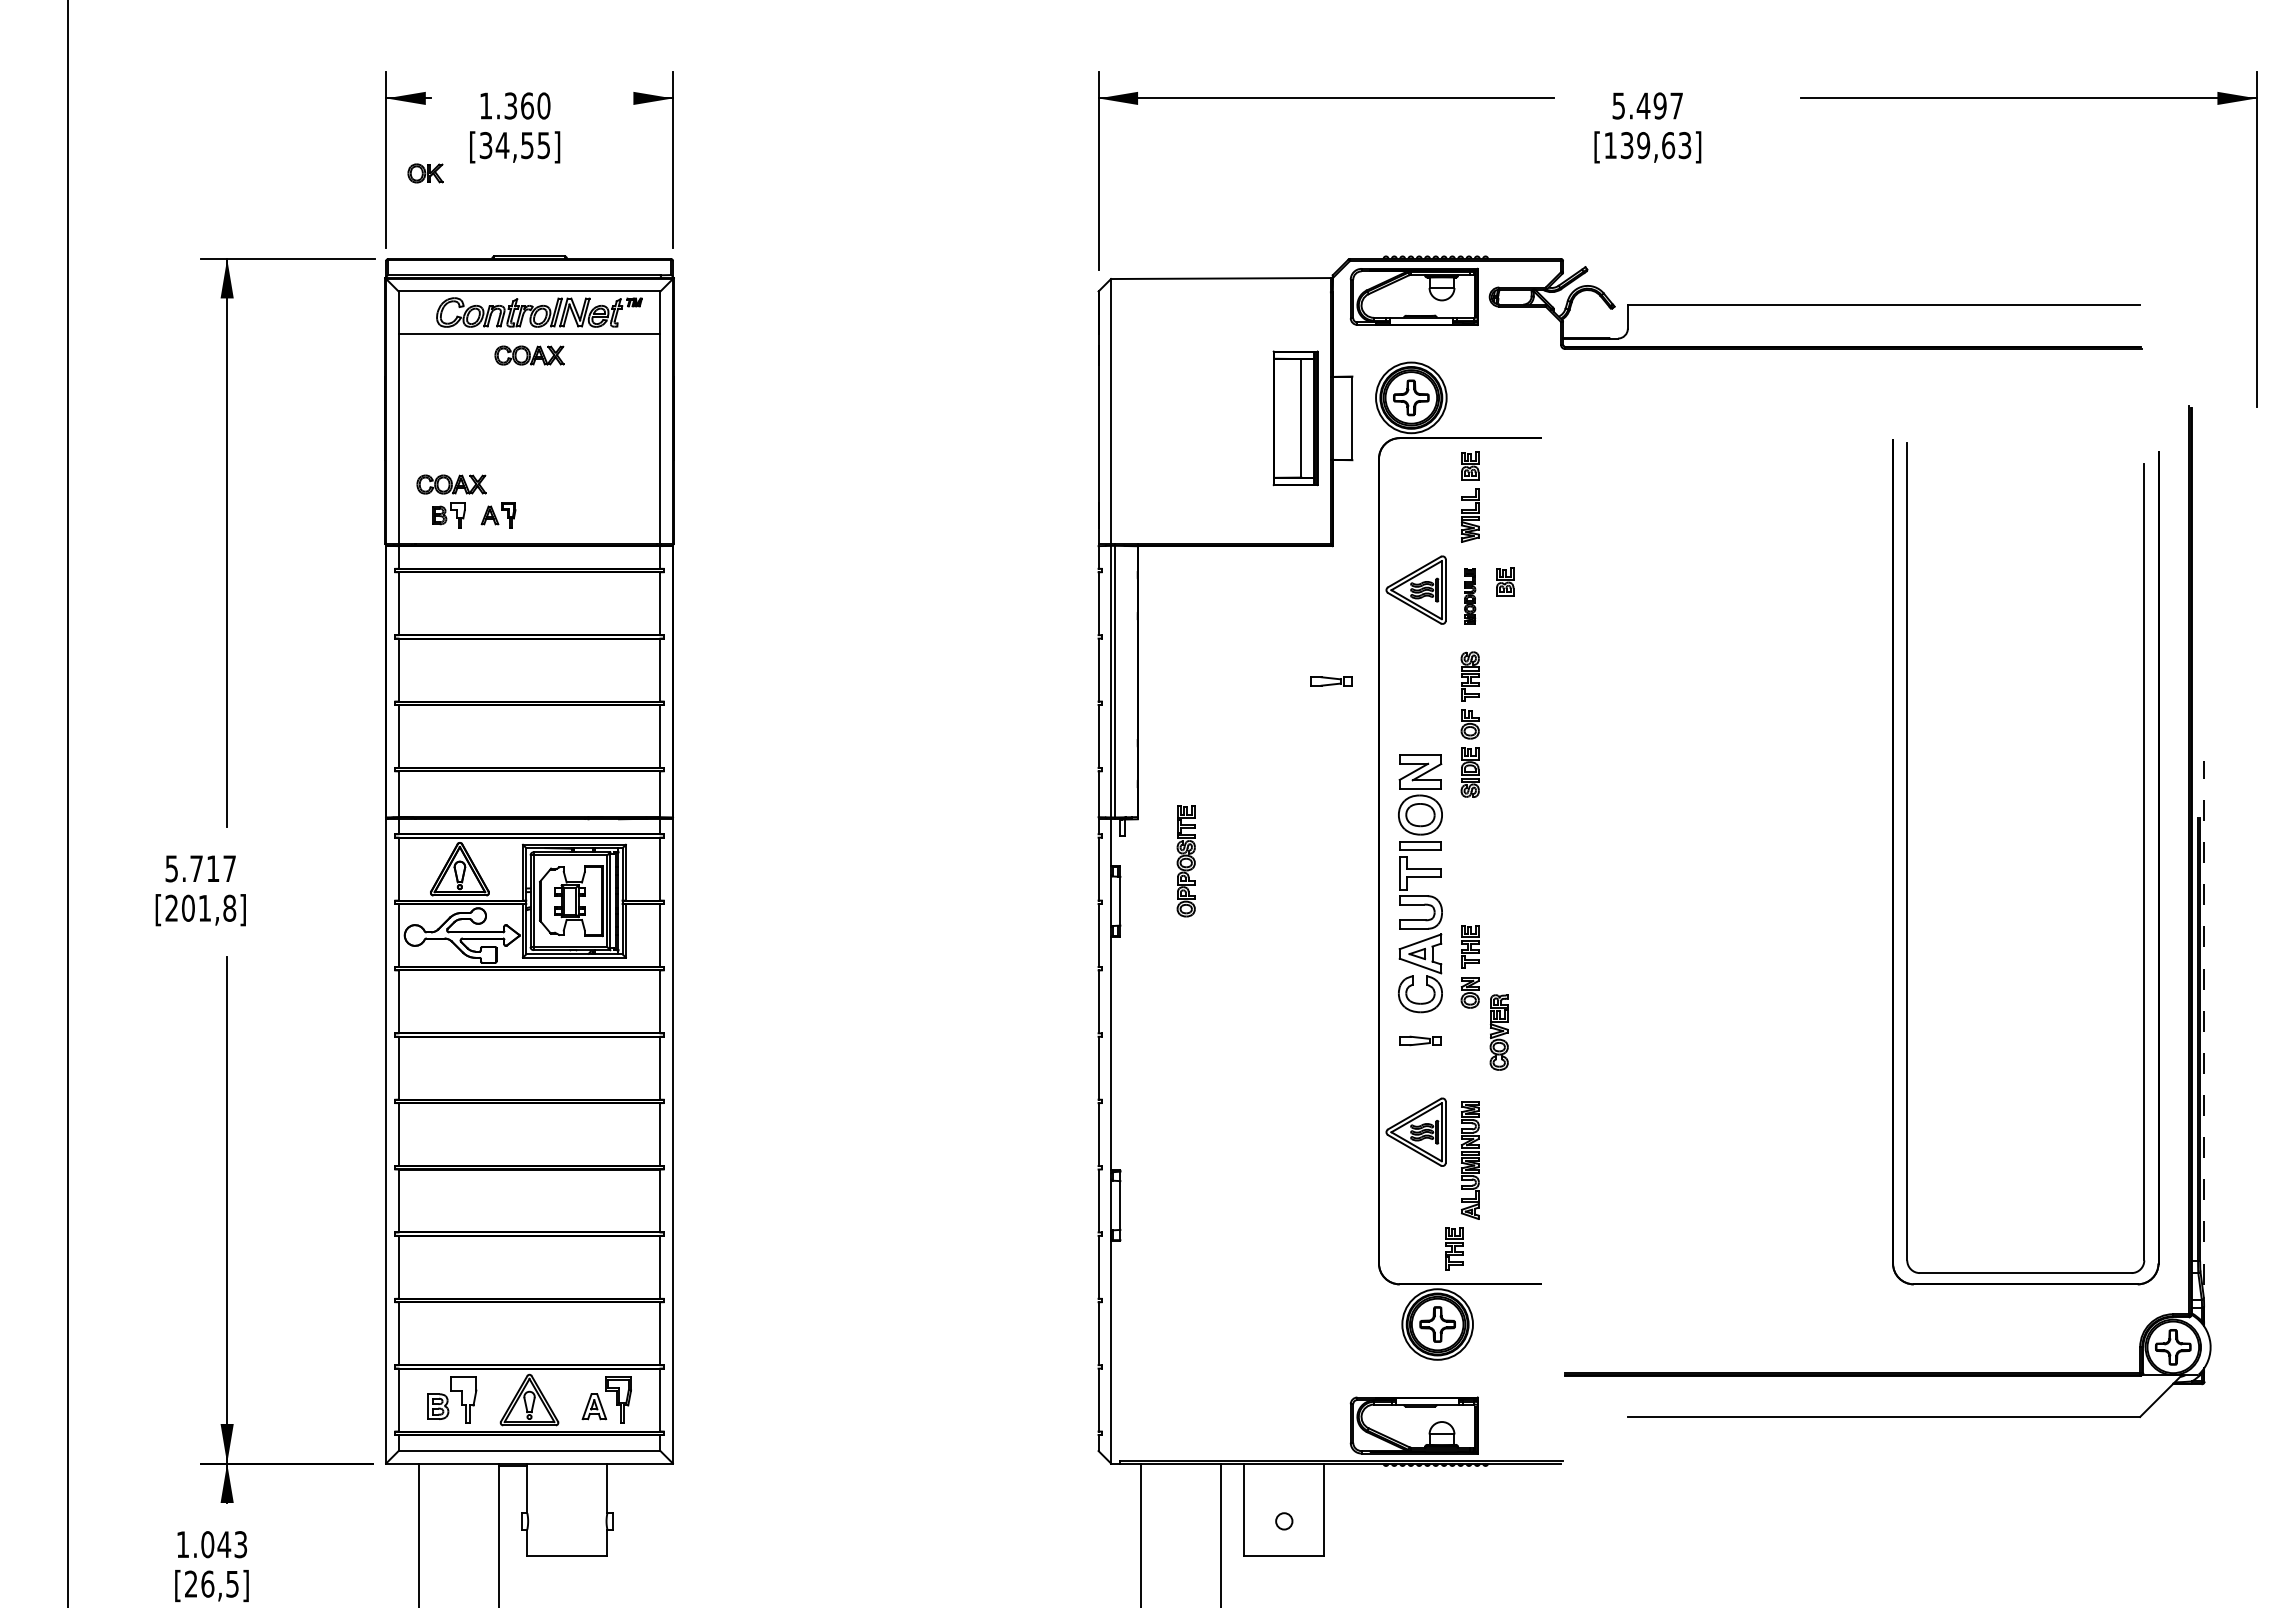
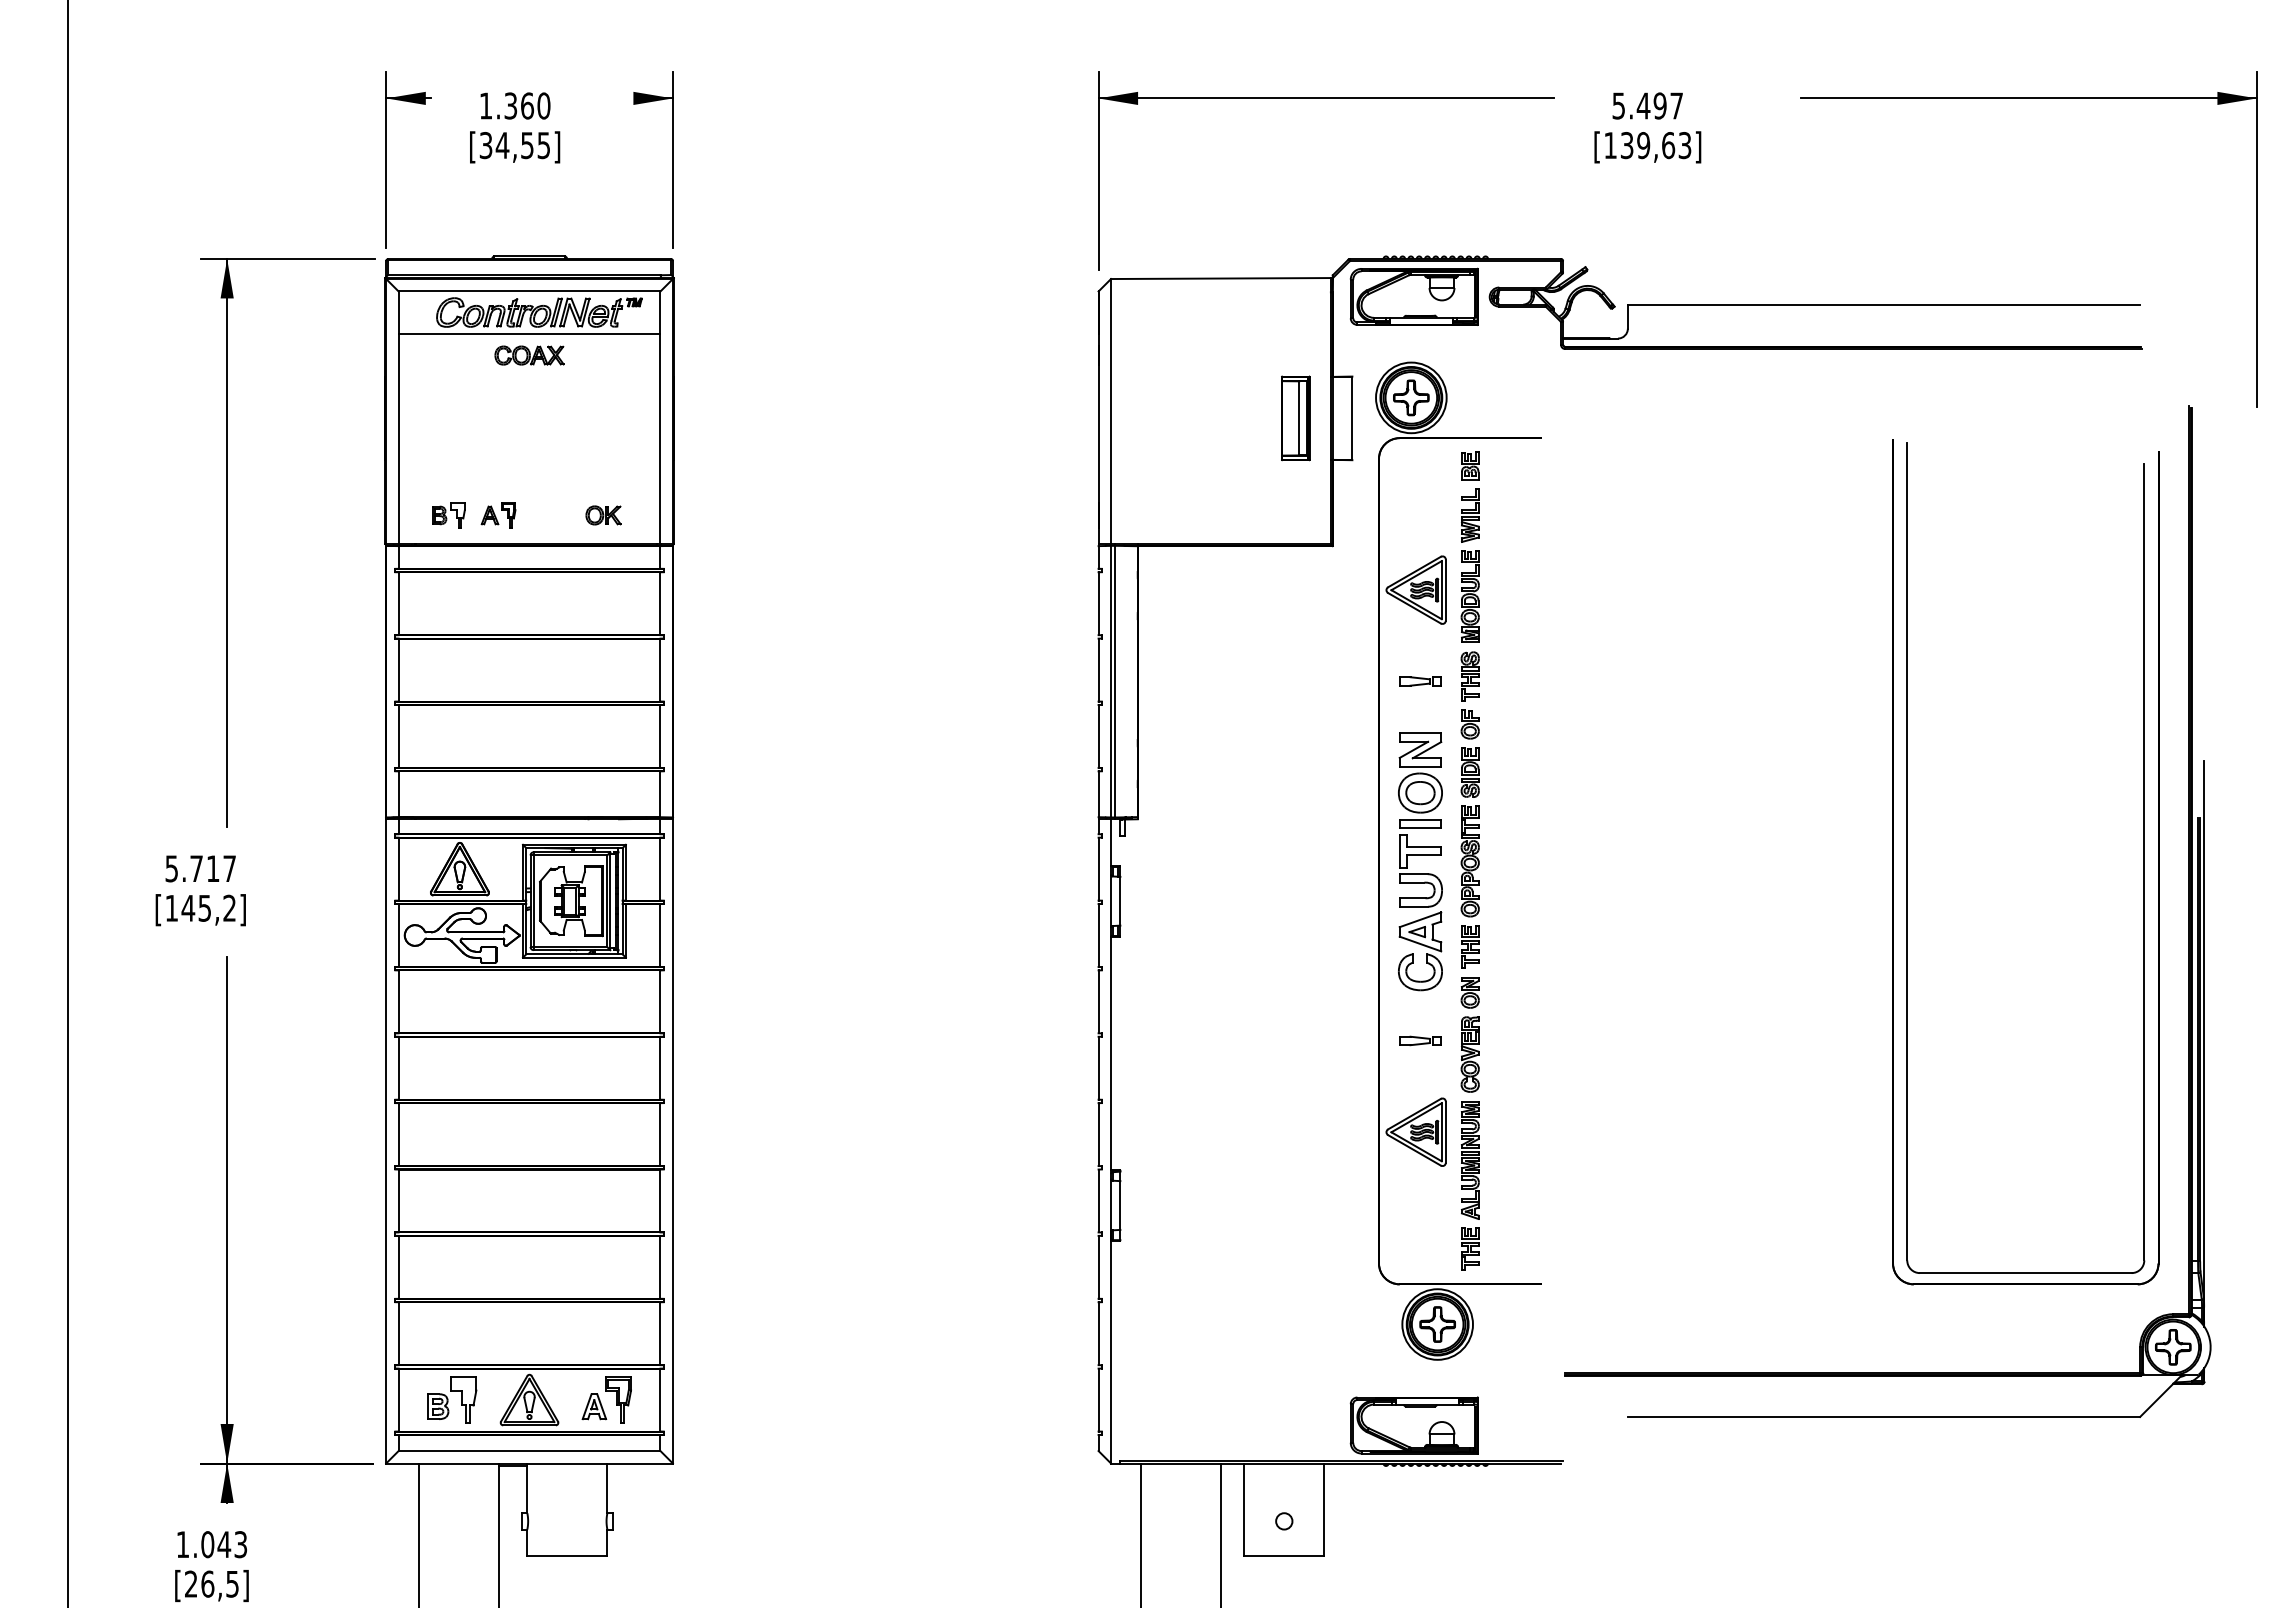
part position: (425, 173) -> (603, 515) (603, 515)
part size: 47x137 px -> 30x87 px (1295, 418)
part: present -> none (451, 484)
part: present -> none (1505, 581)
part size: 13x57 px -> 20x93 px (1469, 596)
part position: (1331, 681) -> (1420, 681) (1420, 681)
part position: (1185, 861) -> (1469, 861) (1469, 861)
part position: (1420, 883) -> (1420, 861) (1420, 861)
text: [201,8] -> [145,2] (200, 907)
part position: (1498, 1032) -> (1469, 1054) (1469, 1054)
line: dashed -> solid (2204, 1043)
part position: (1454, 1248) -> (1470, 1248) (1470, 1248)
